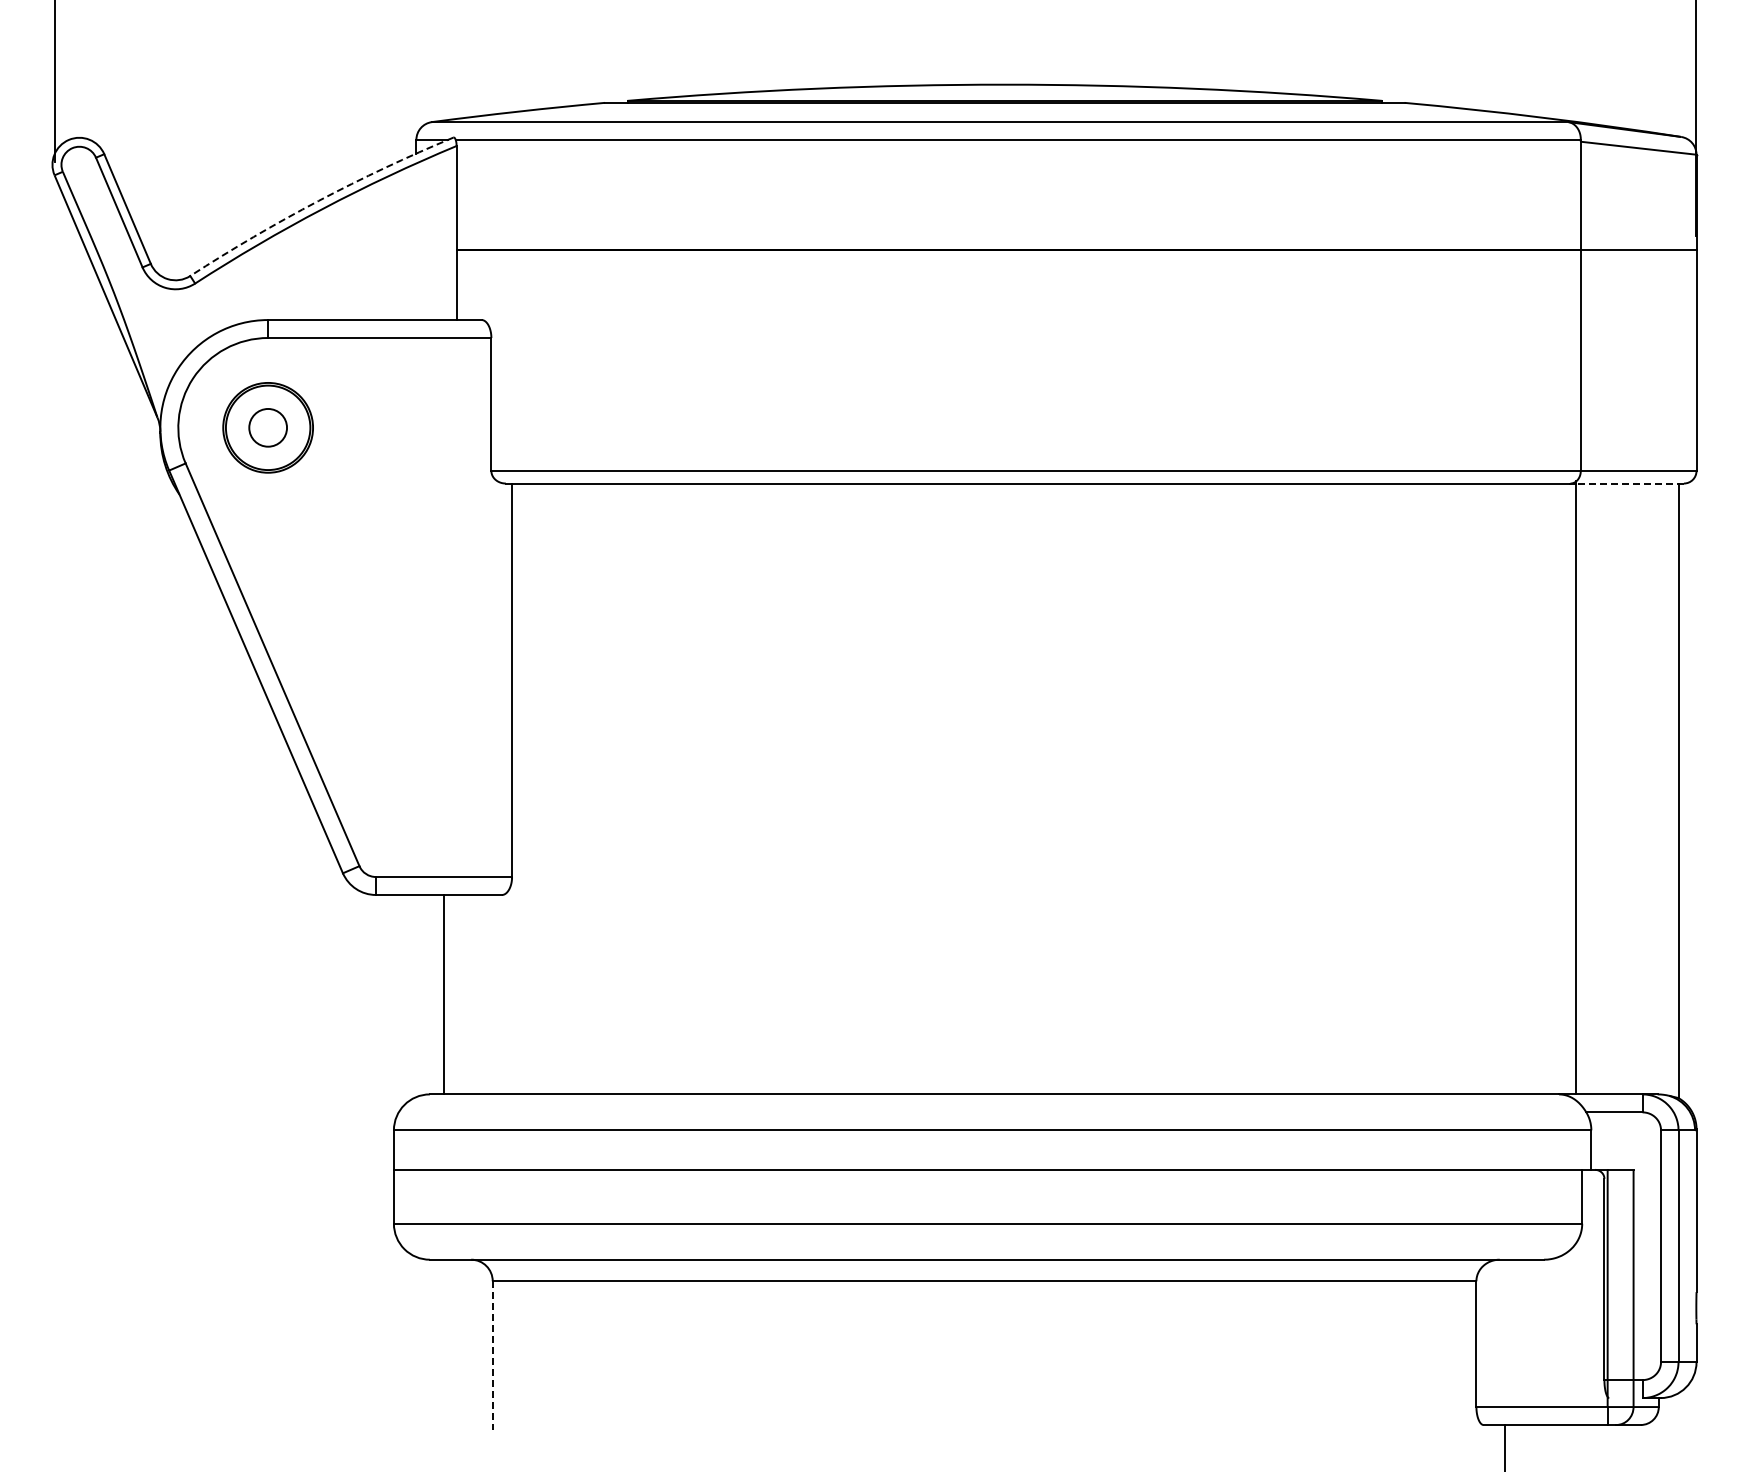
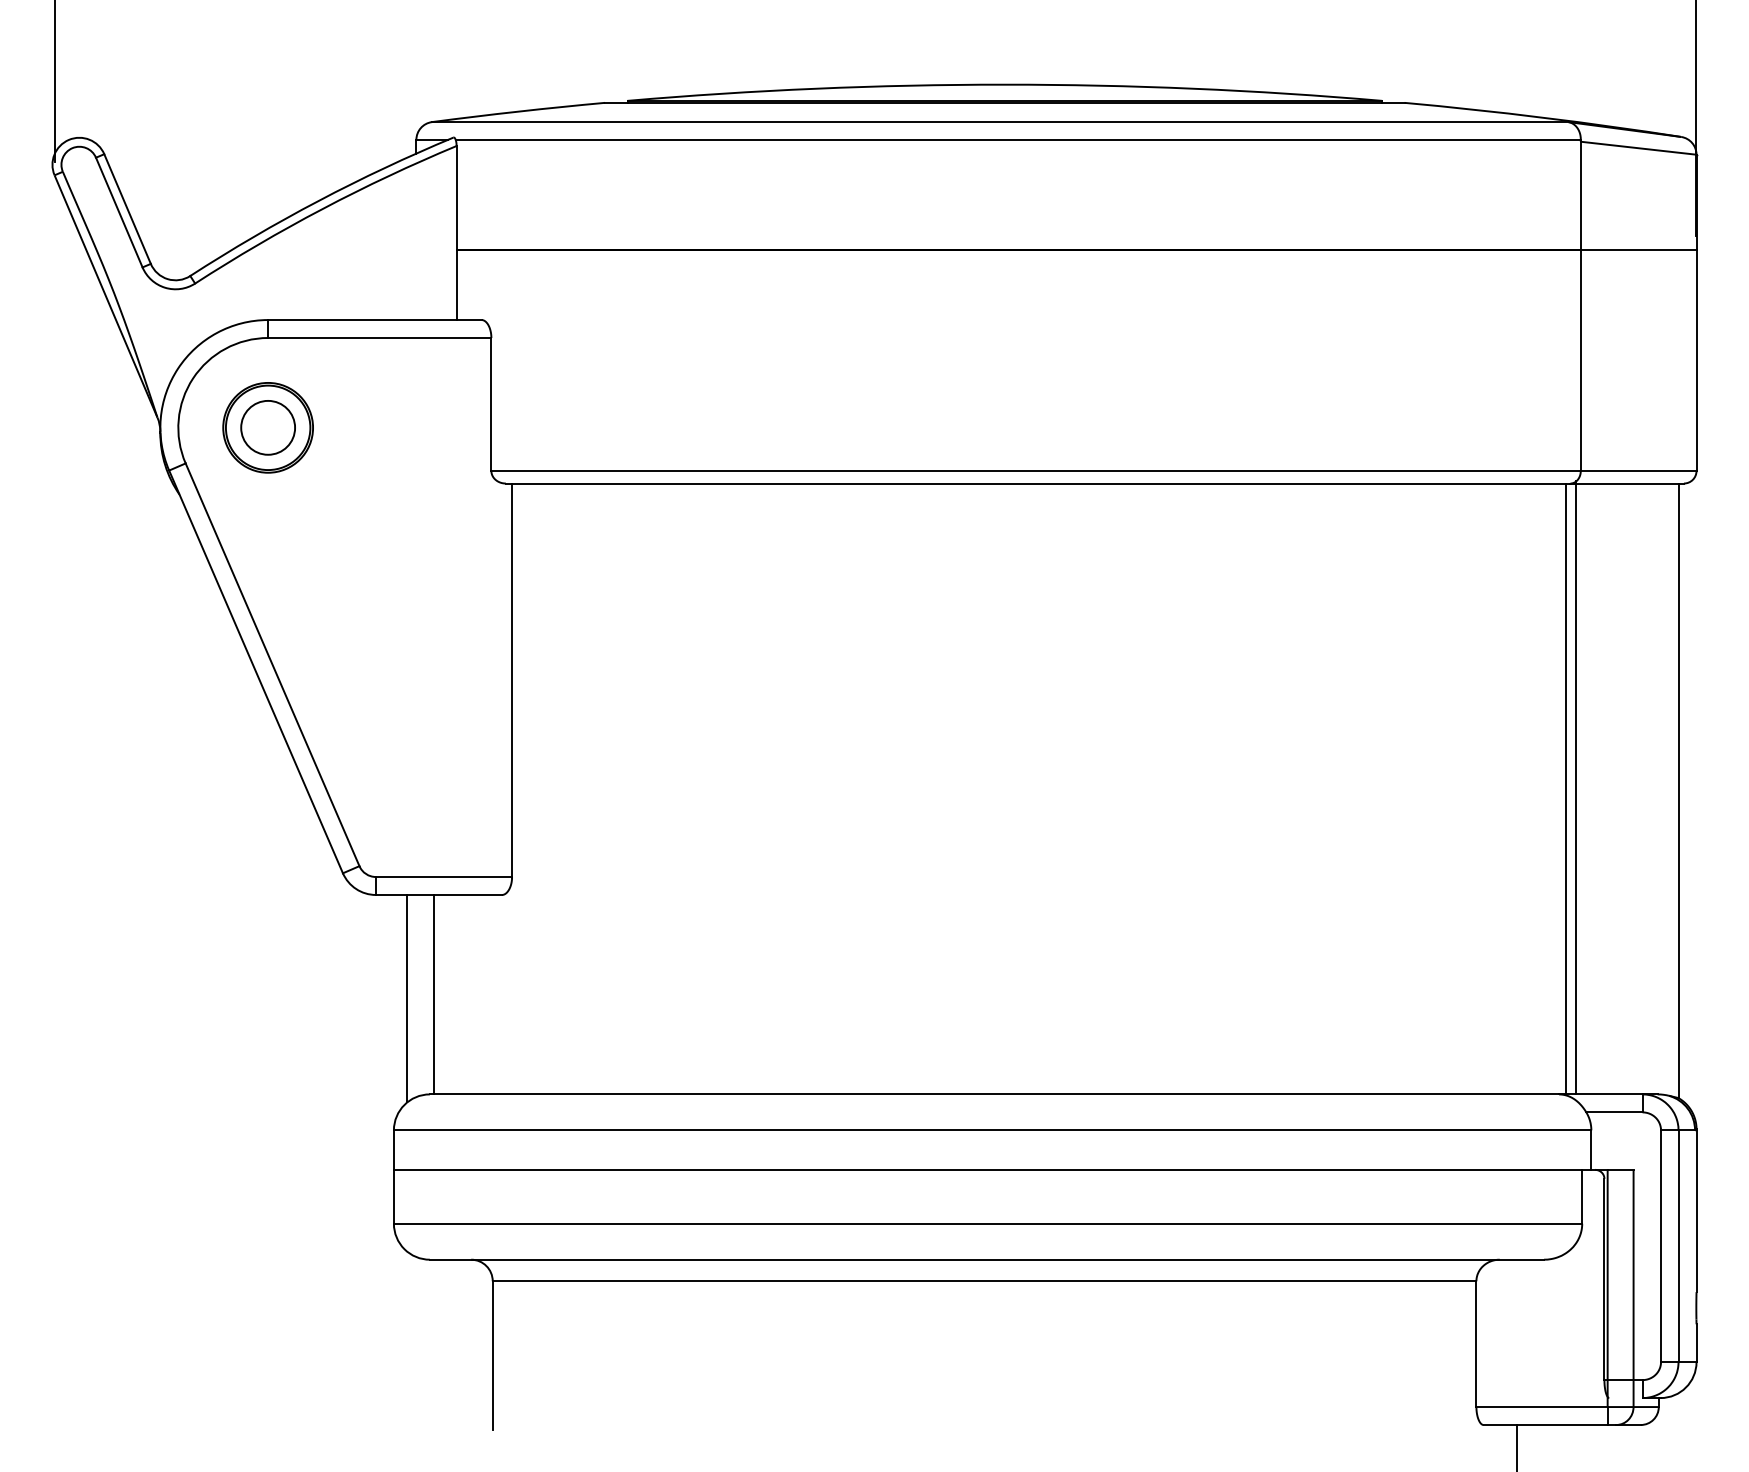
arc: dashed -> solid (318, 200)
circle diameter: 38 px -> 54 px (268, 427)
line: dashed -> solid (1630, 483)
line: none -> present (1565, 788)
line position: (444, 994) -> (434, 994) (434, 994)
line: none -> present (407, 998)
line: dashed -> solid (492, 1355)
line position: (1504, 1446) -> (1516, 1446) (1516, 1446)
